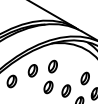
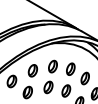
part: none -> present (70, 68)
part: none -> present (27, 92)
